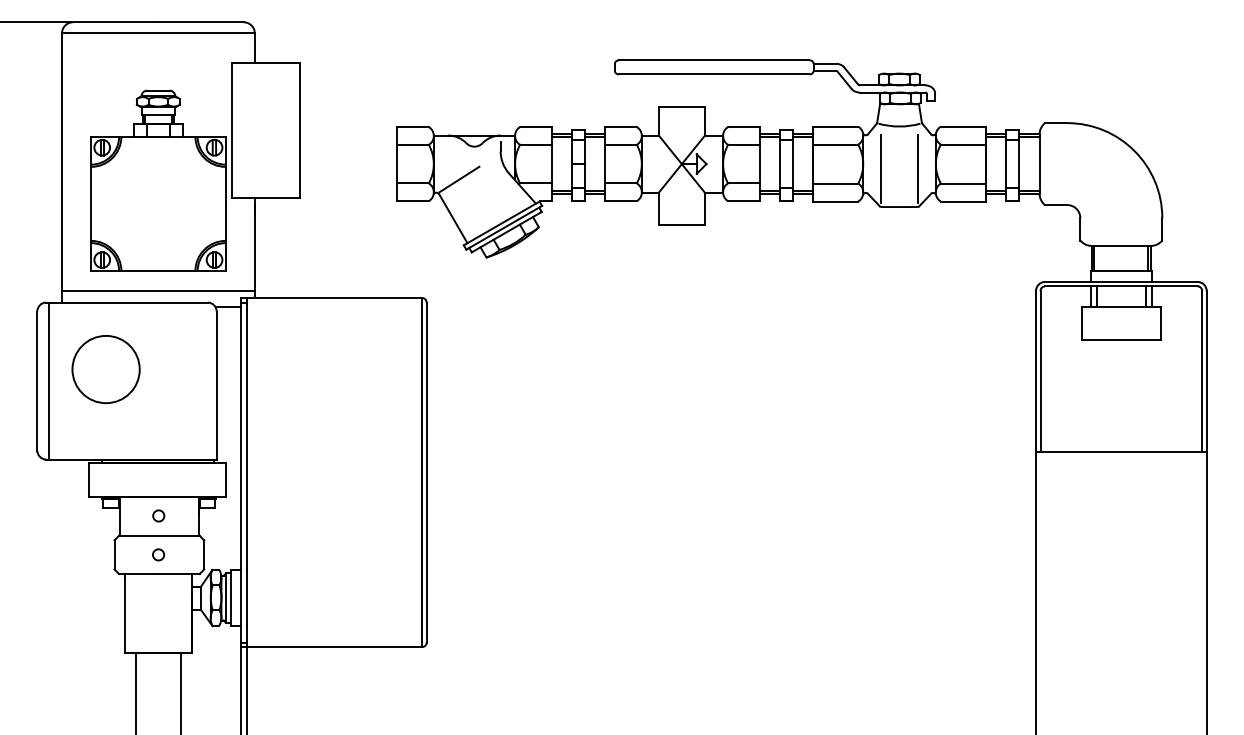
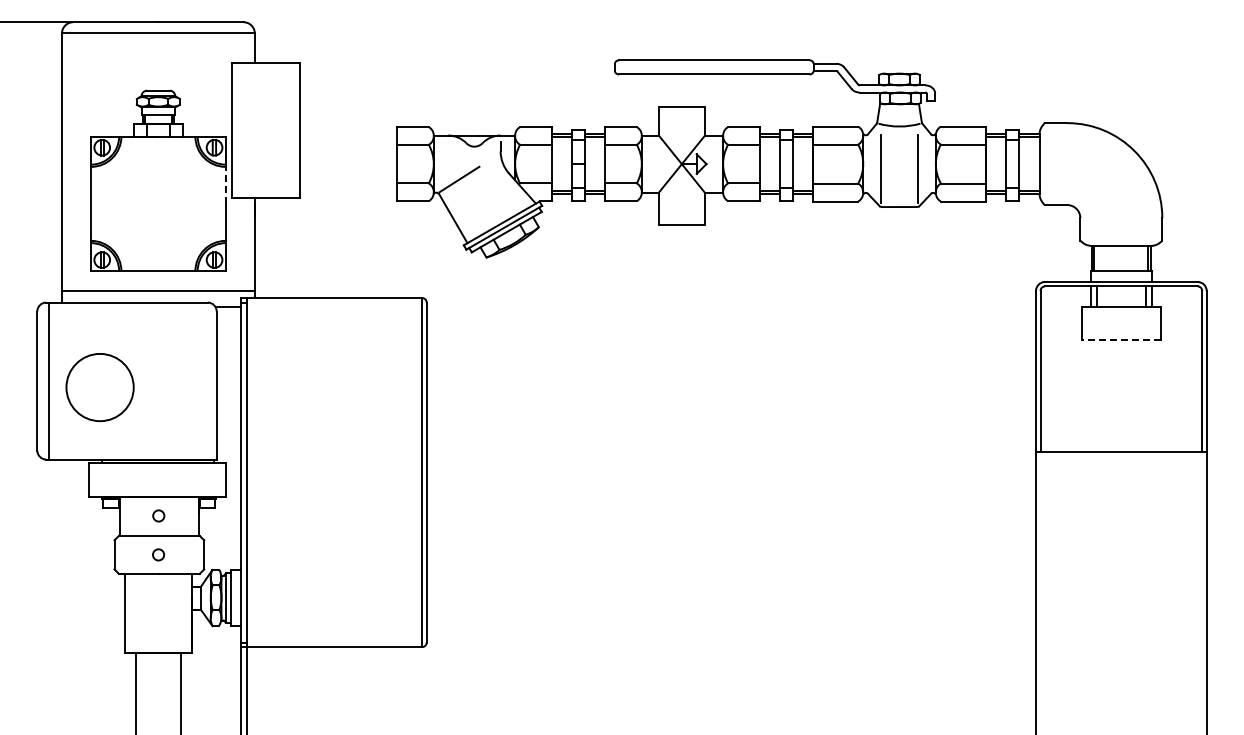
line: solid -> dashed (225, 185)
line: solid -> dashed (1120, 340)
circle position: (105, 369) -> (99, 387) (99, 387)
